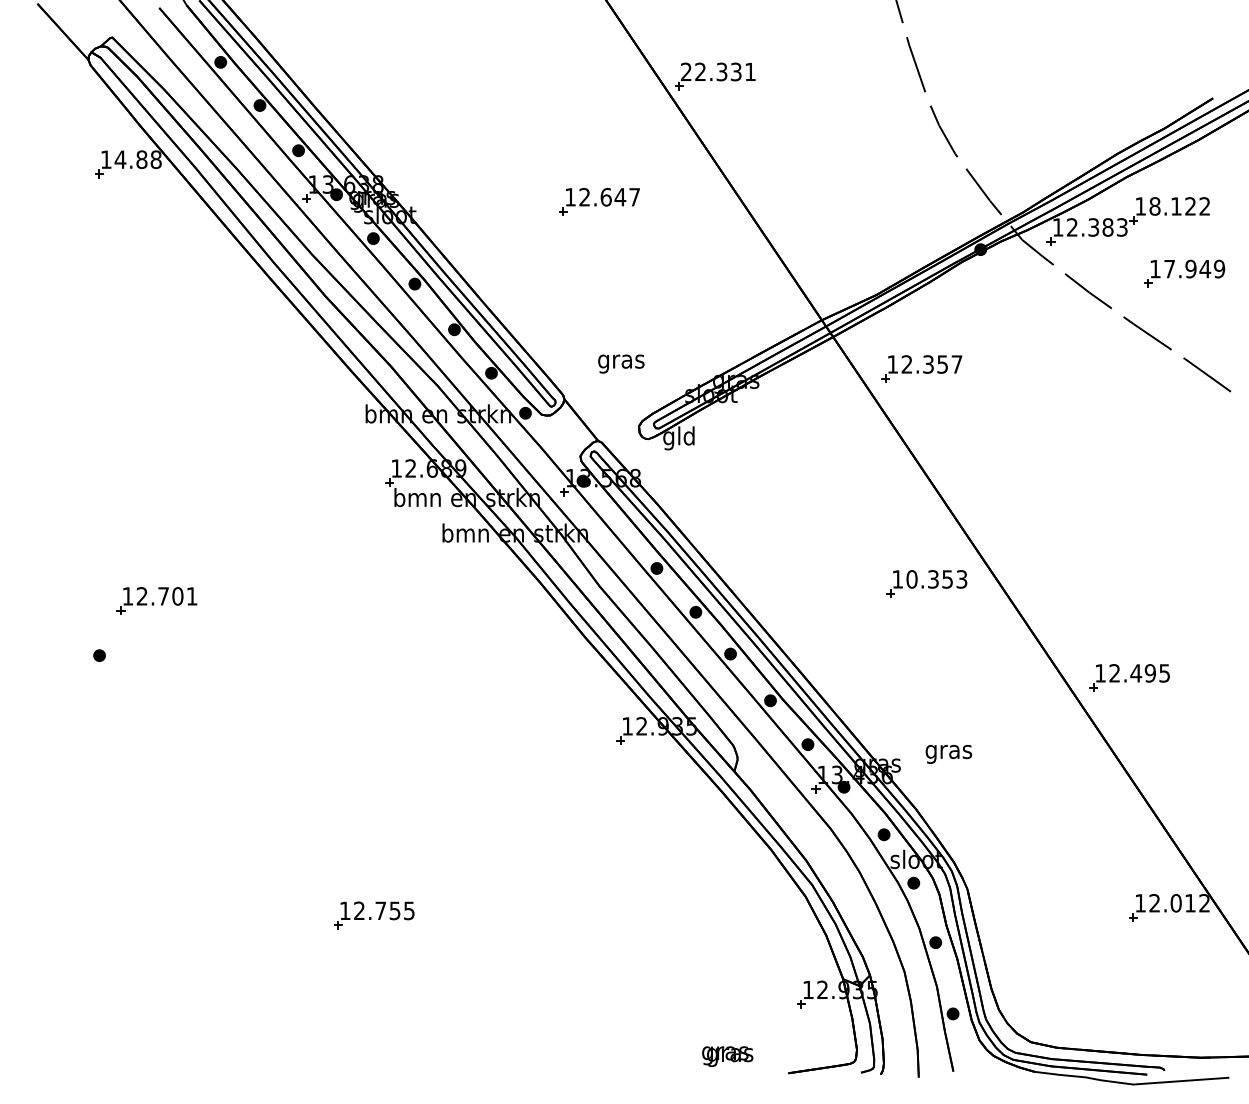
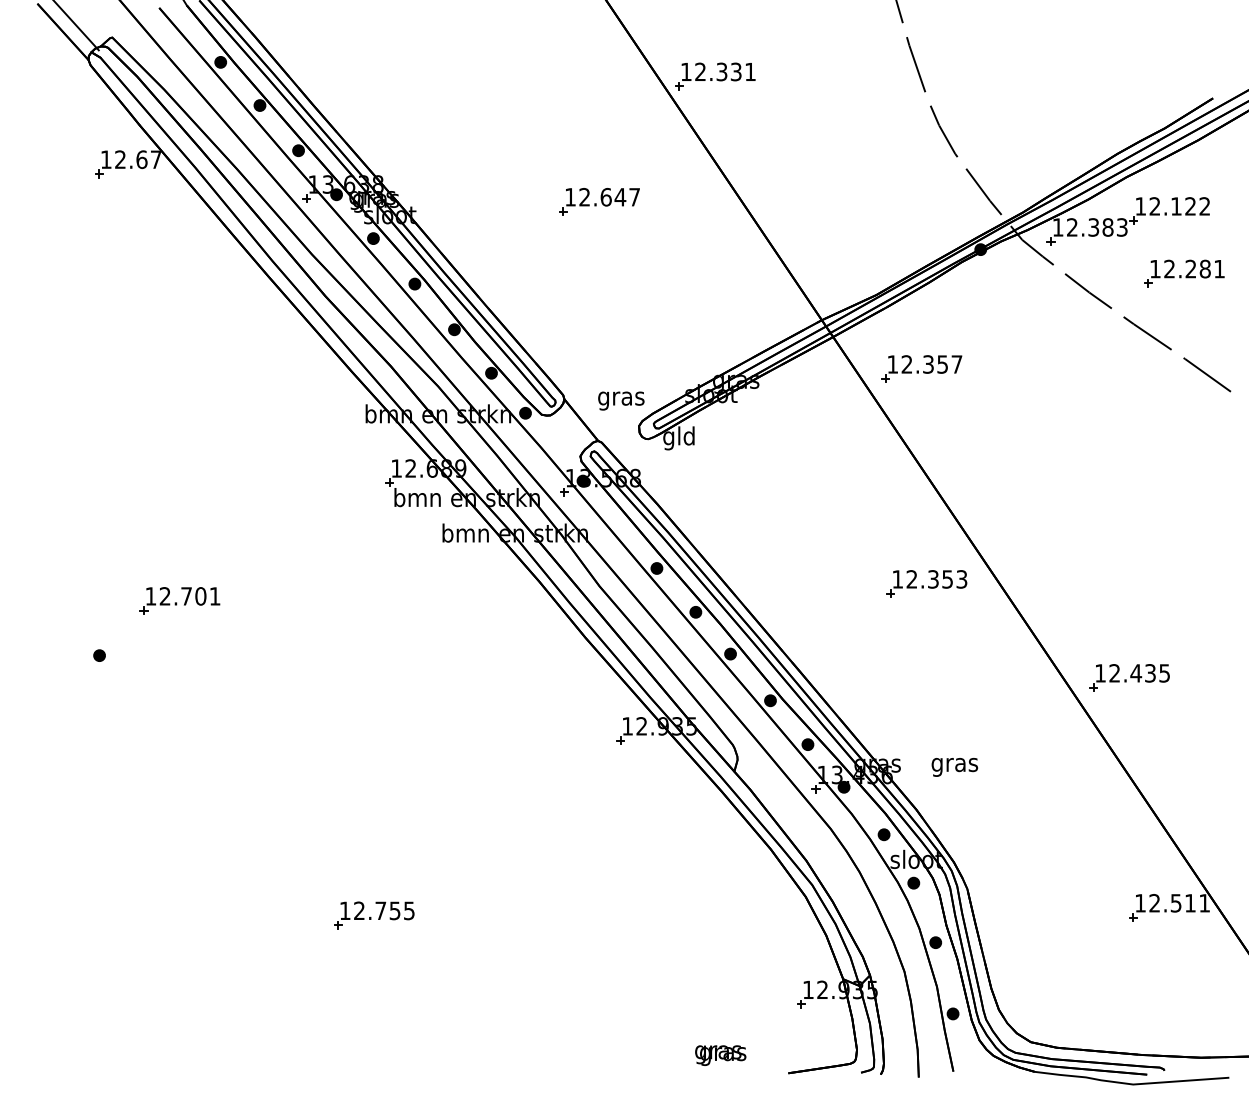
line: none -> present (76, 26)
text: 22.331 -> 12.331 (686, 71)
text: 14.88 -> 12.67 (137, 159)
text: 18.122 -> 12.122 (1154, 206)
text: 17.949 -> 12.281 (1194, 268)
text position: (621, 363) -> (621, 400) (621, 400)
text: 10.353 -> 12.353 (911, 579)
part position: (156, 600) -> (179, 600) (179, 600)
text: 12.495 -> 12.435 (1149, 673)
text position: (948, 754) -> (954, 767) (954, 767)
text: 12.012 -> 12.511 (1189, 903)
text position: (727, 1056) -> (720, 1055) (720, 1055)
